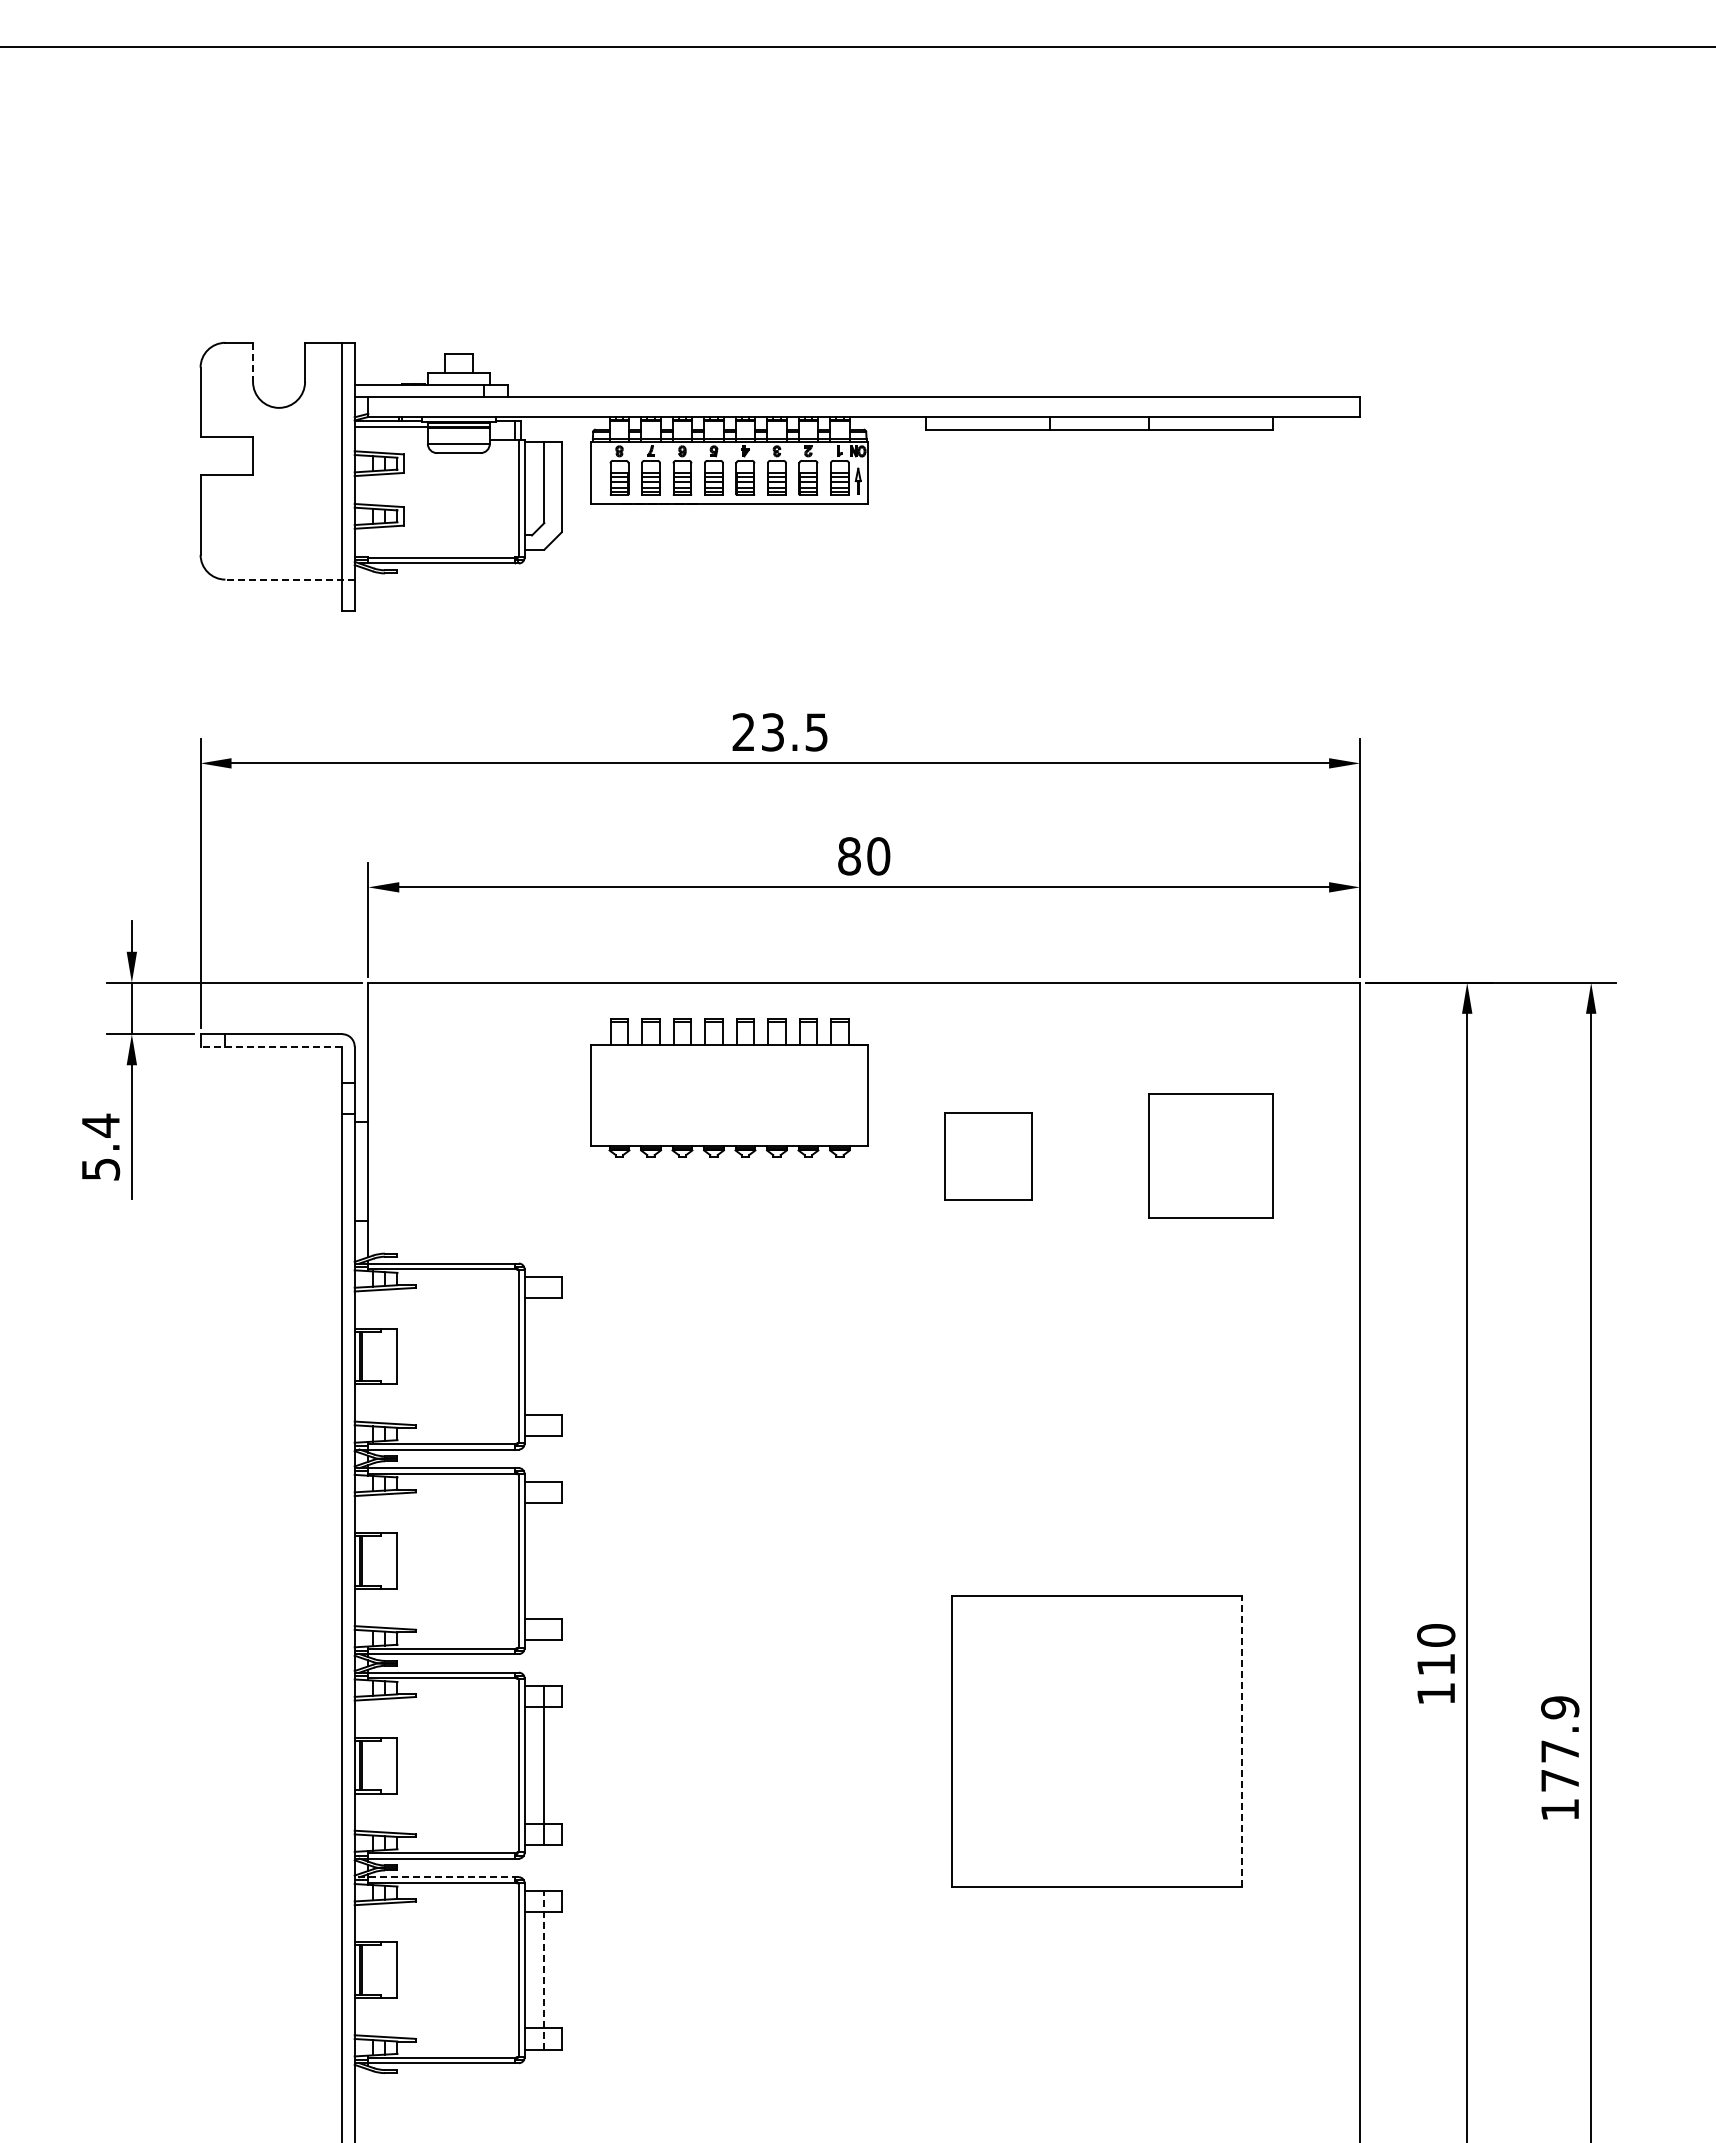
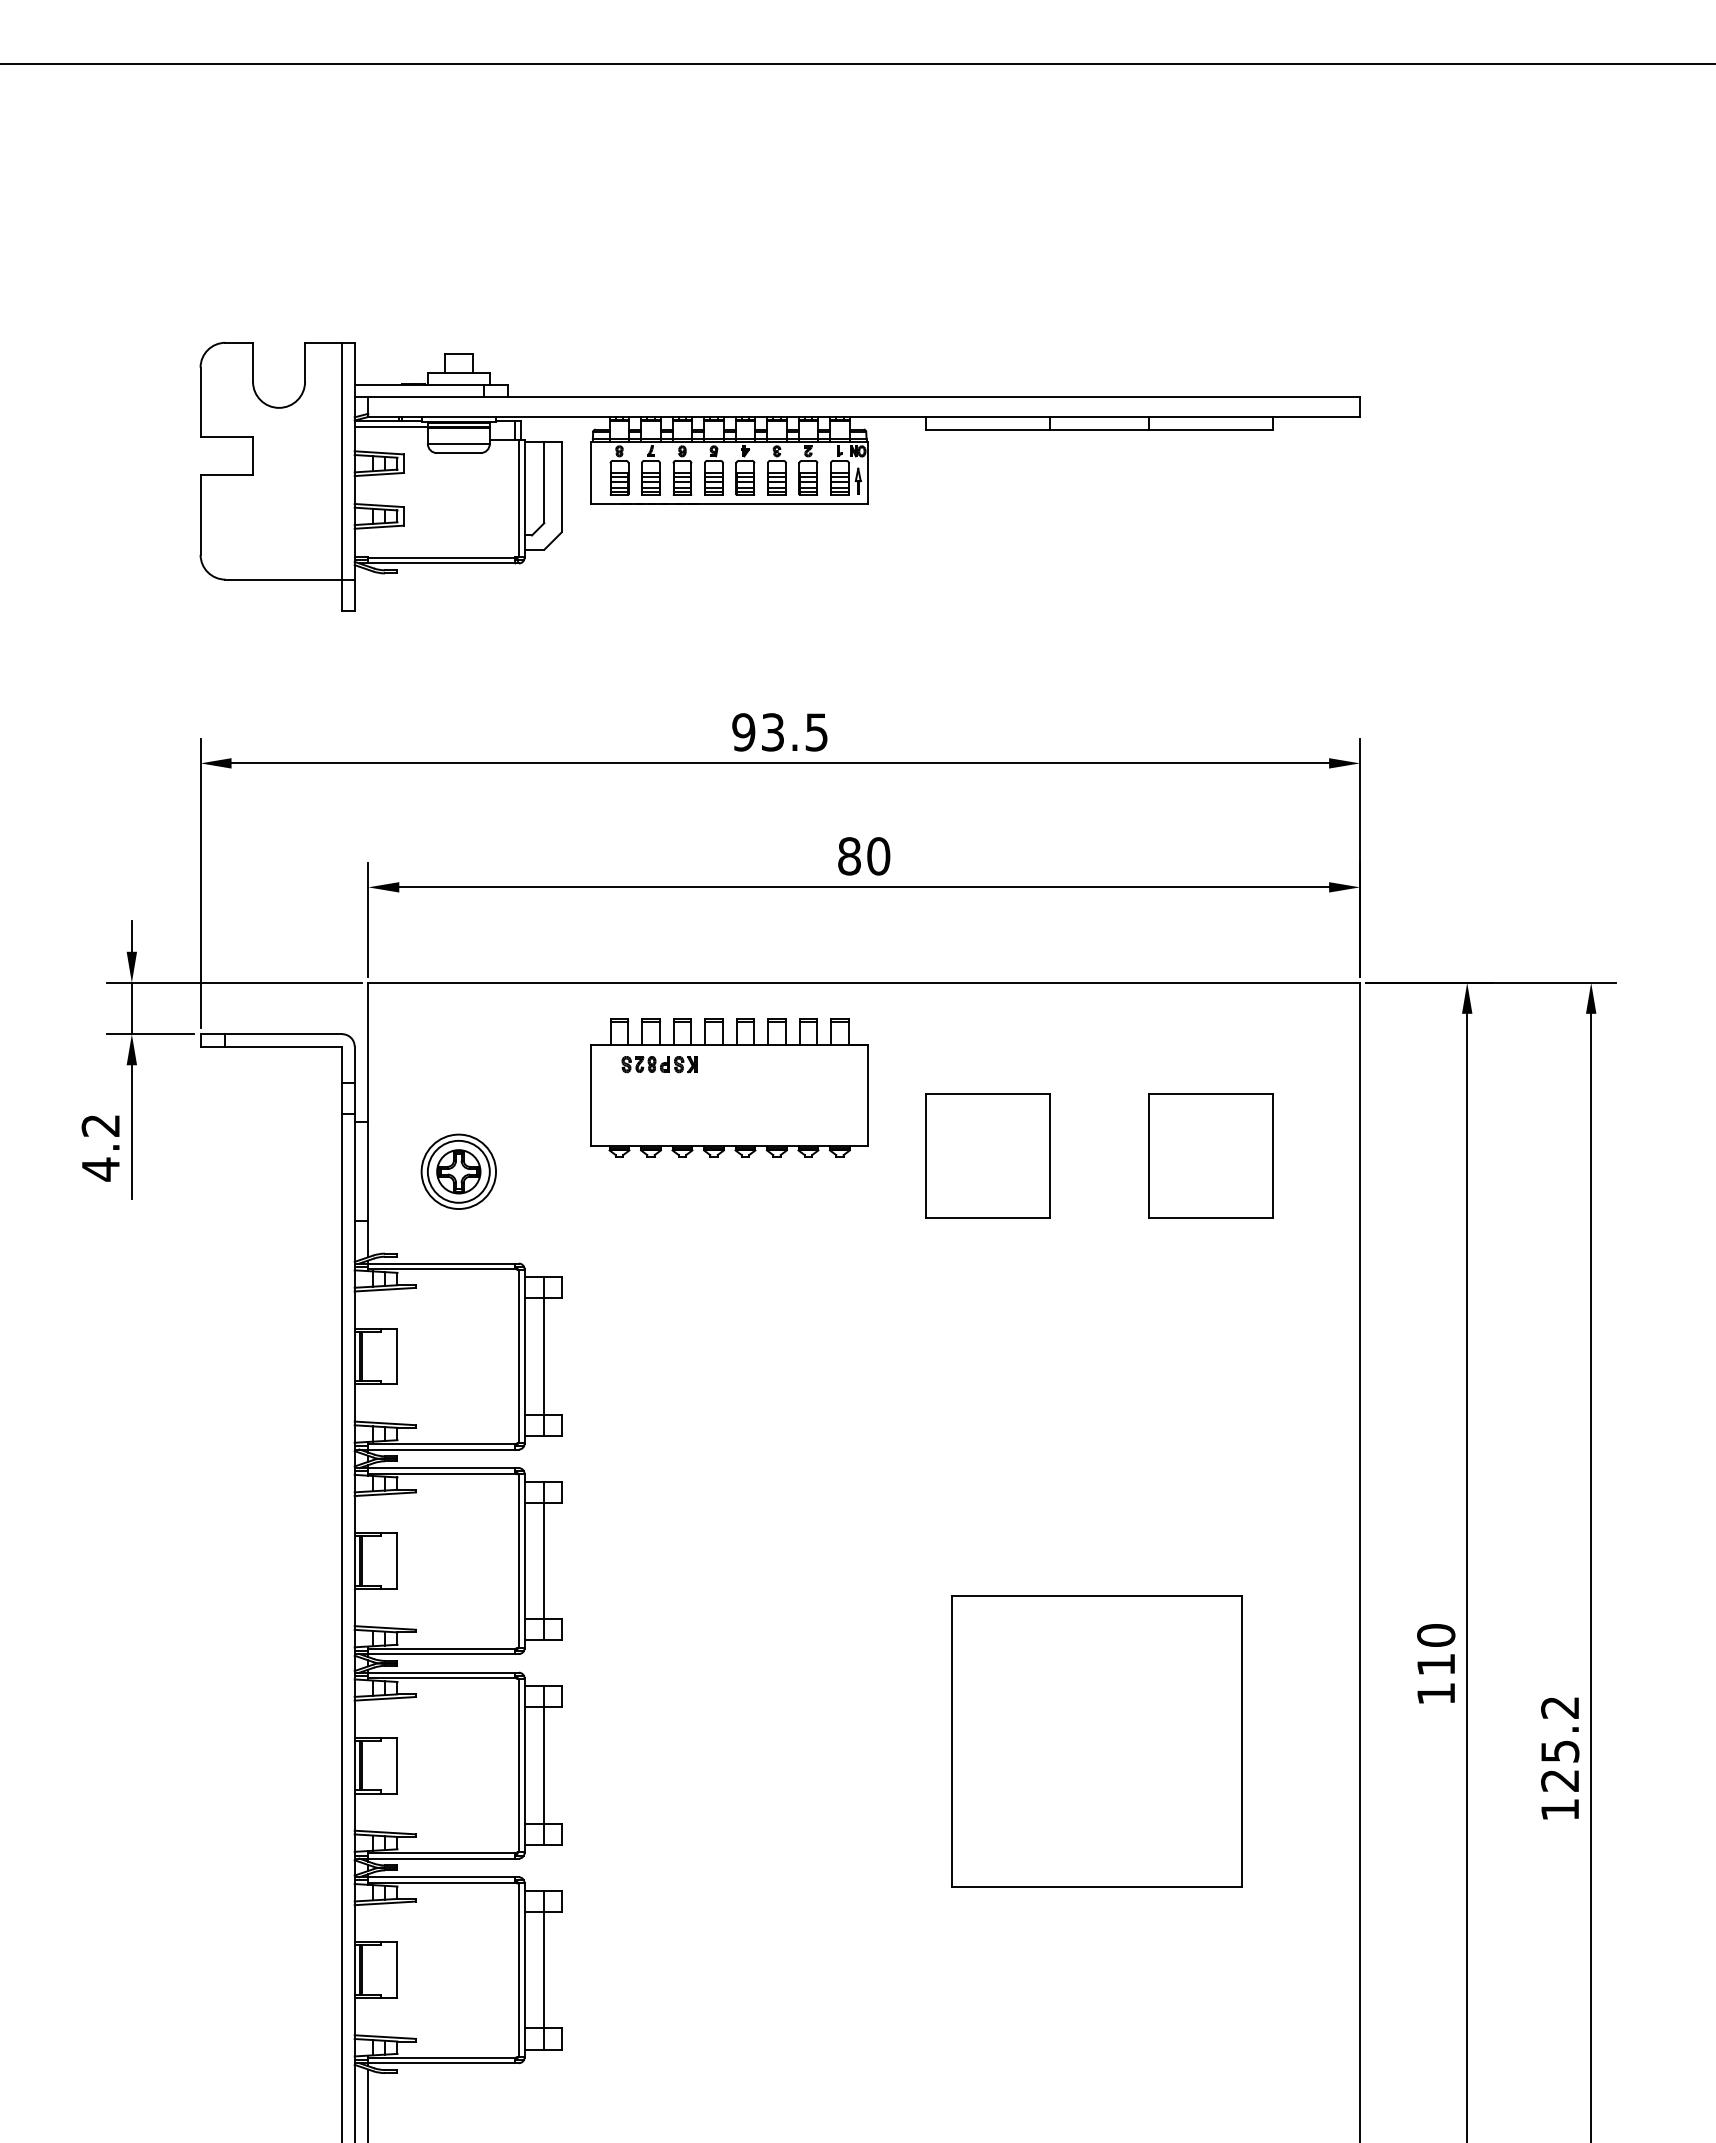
line position: (857, 47) -> (857, 64) (857, 64)
line: dashed -> solid (253, 362)
line: dashed -> solid (290, 579)
text: 23.5 -> 93.5 (743, 732)
line: dashed -> solid (271, 1046)
part: none -> present (659, 1064)
text: 5.4 -> 4.2 (100, 1147)
part size: 89x89 px -> 126x126 px (987, 1155)
part: none -> present (458, 1171)
line: none -> present (544, 1356)
line: none -> present (544, 1560)
line: dashed -> solid (1242, 1740)
text: 177.9 -> 125.2 (1560, 1743)
line: dashed -> solid (436, 1877)
line: dashed -> solid (544, 1969)
line: none -> present (368, 2104)
